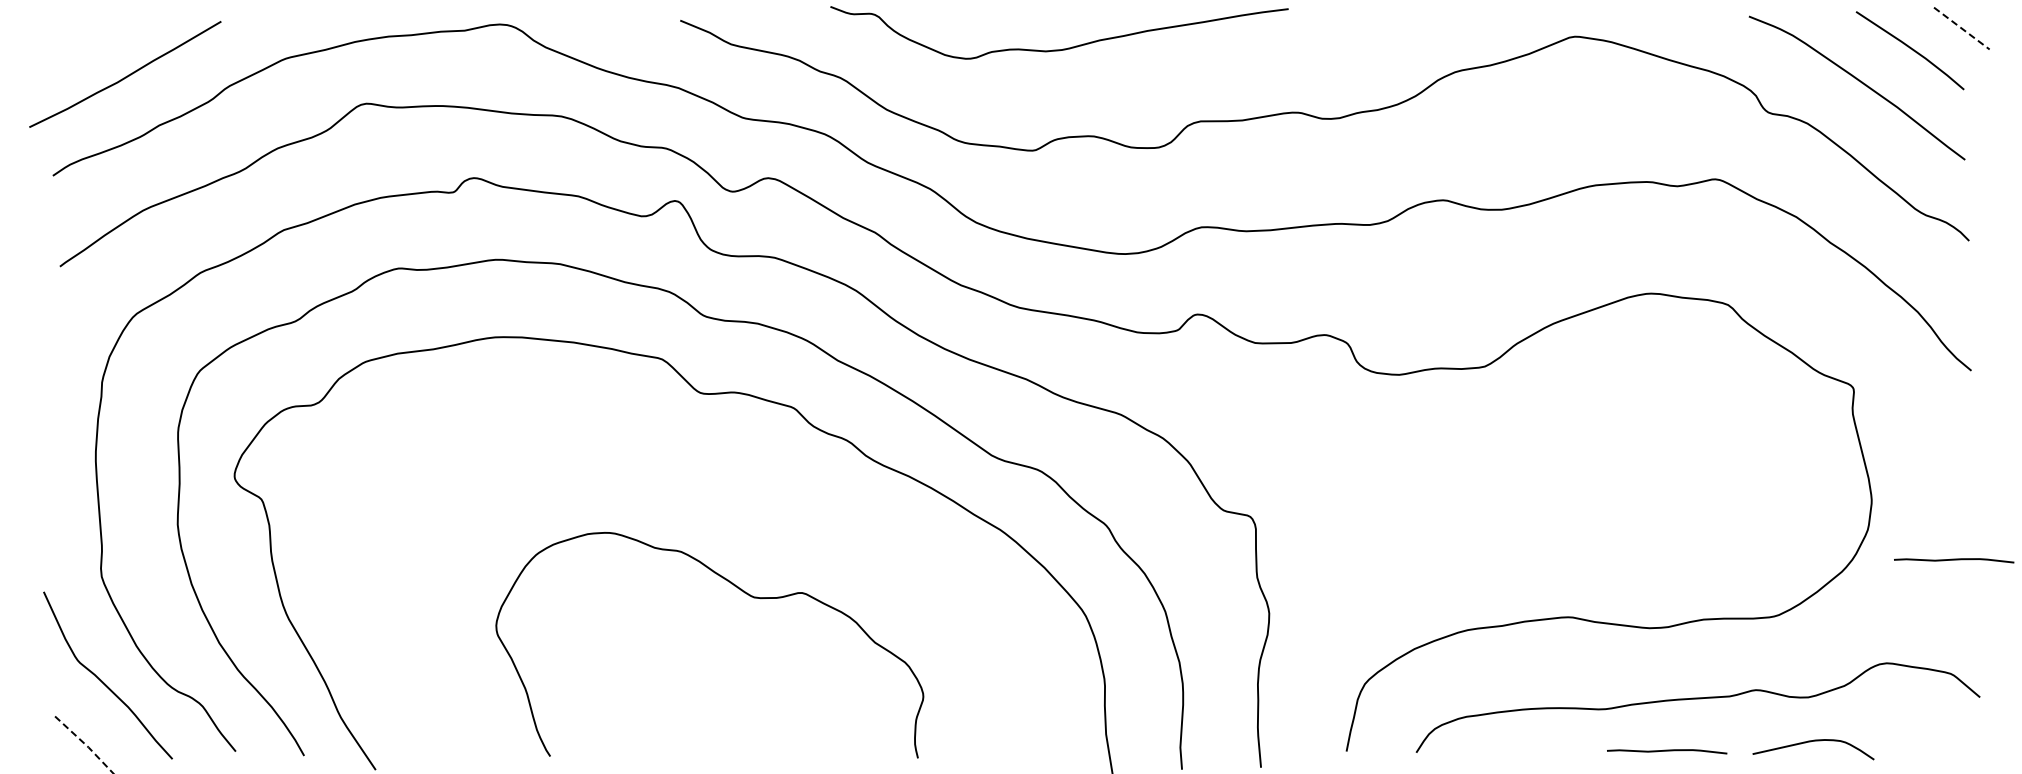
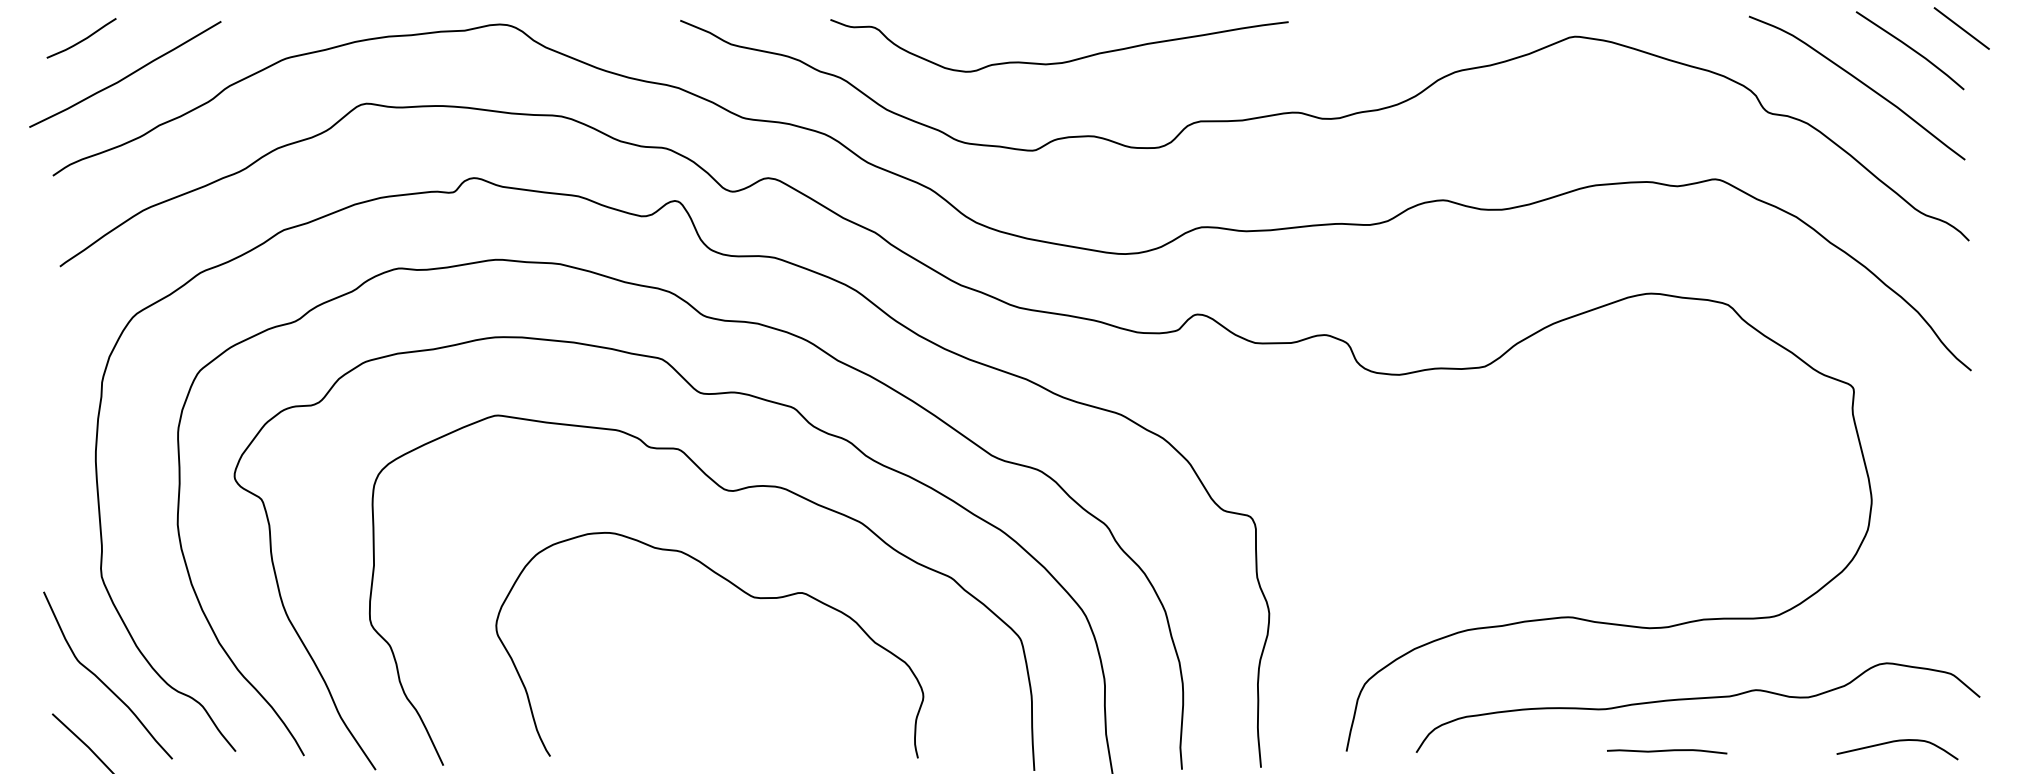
line: dashed -> solid (1961, 28)
curve: none -> present (82, 39)
curve position: (1063, 48) -> (1063, 61) (1063, 61)
curve: none -> present (727, 491)
curve: present -> none (1954, 560)
curve position: (1810, 742) -> (1894, 742) (1894, 742)
line: dashed -> solid (84, 743)
